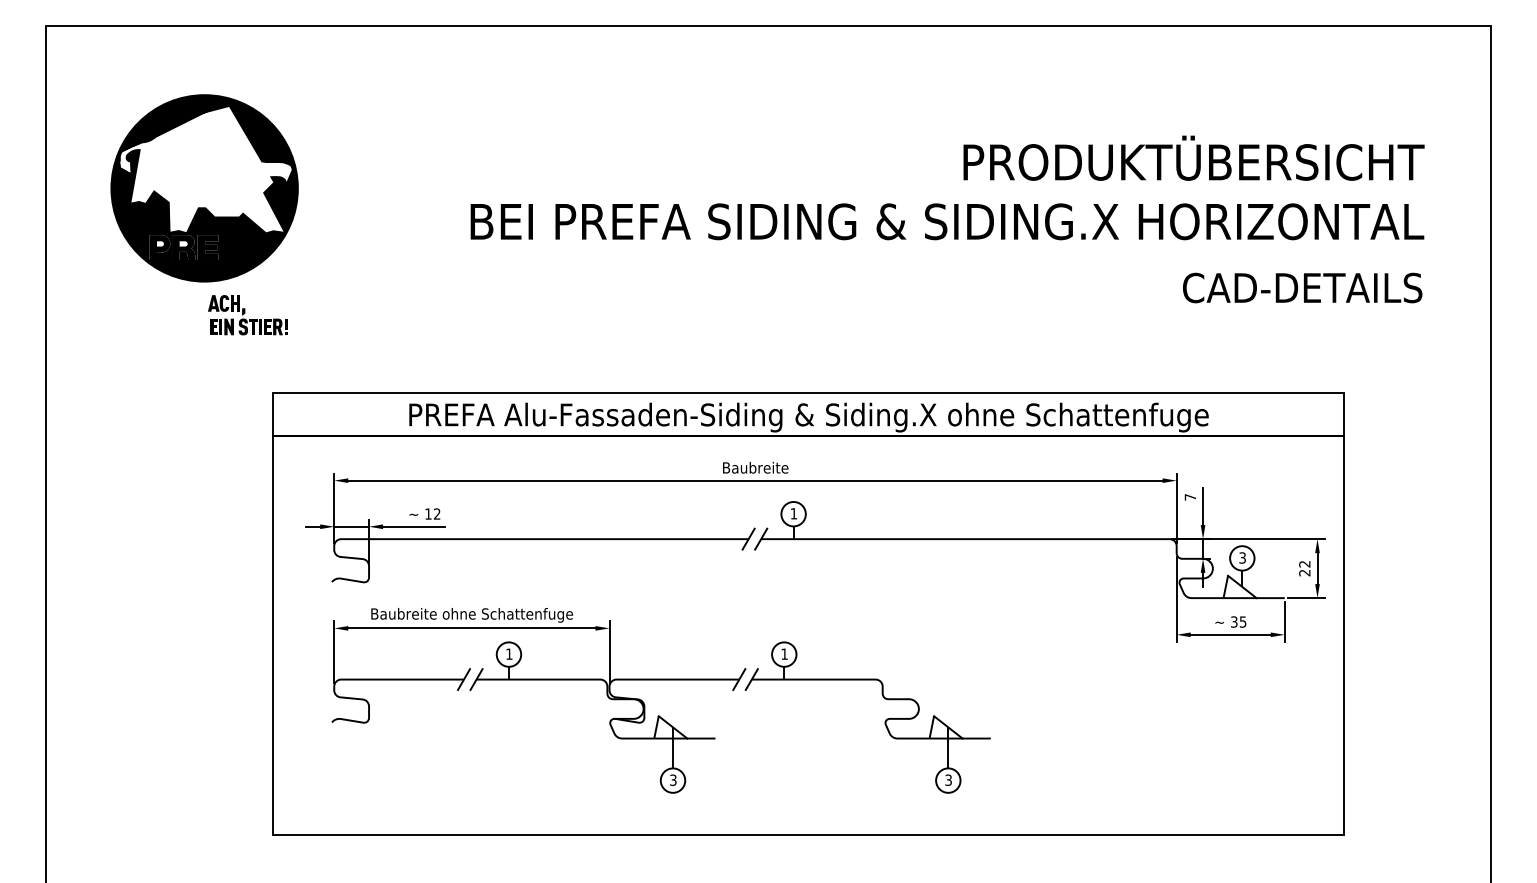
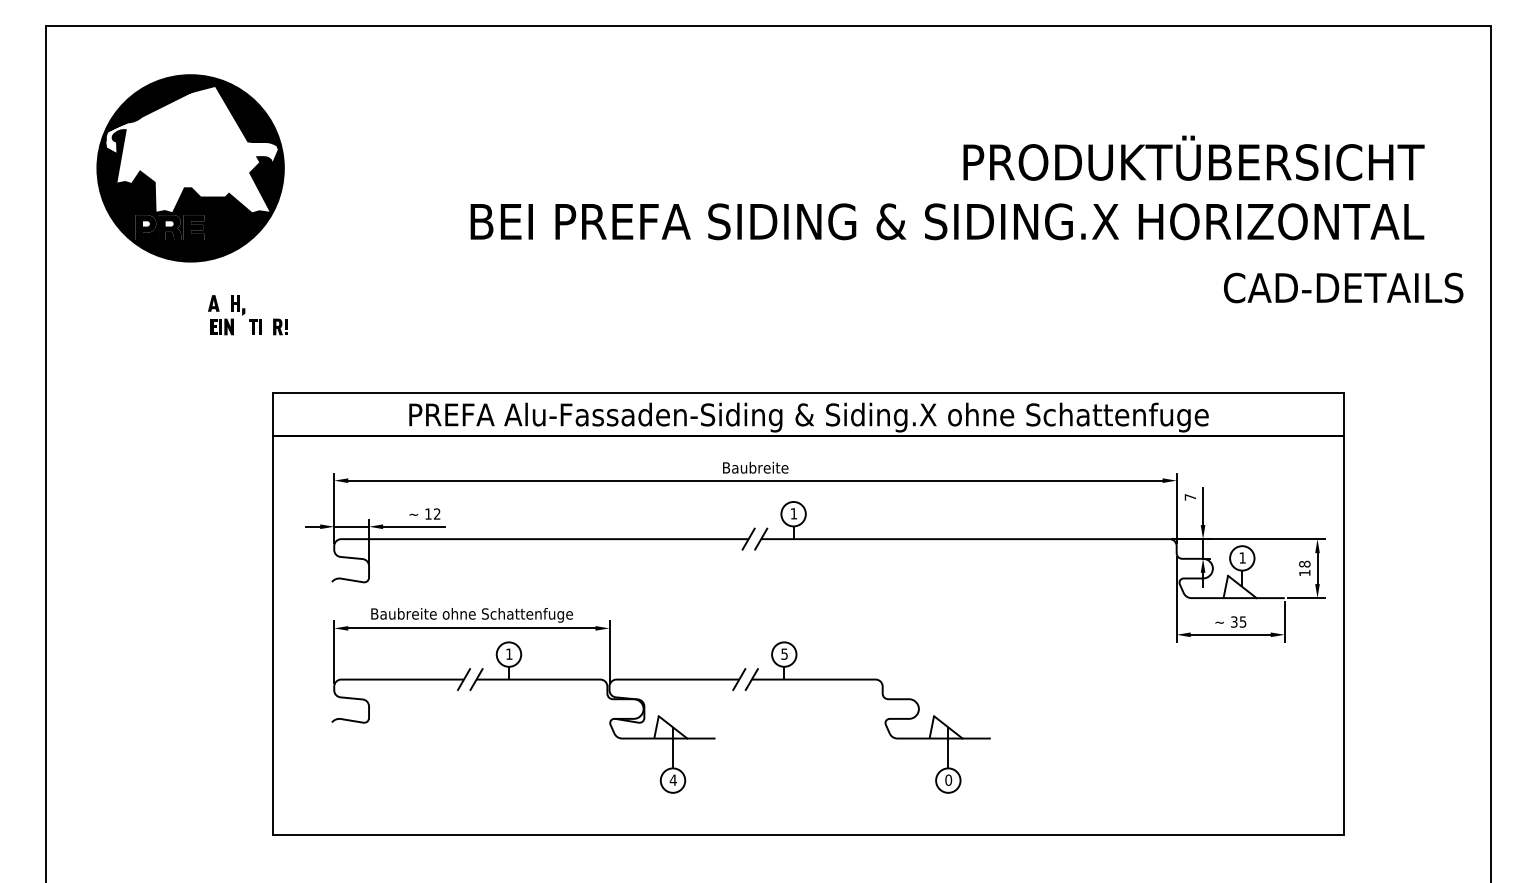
part position: (204, 188) -> (190, 168) (190, 168)
text position: (1302, 287) -> (1343, 287) (1343, 287)
fill: present -> none (224, 303)
fill: present -> none (243, 326)
fill: present -> none (267, 326)
text: 3 -> 1 (1242, 557)
text: 22 -> 18 (1304, 568)
text: 1 -> 5 (784, 653)
text: 3 -> 4 (672, 779)
text: 3 -> 0 (948, 779)
